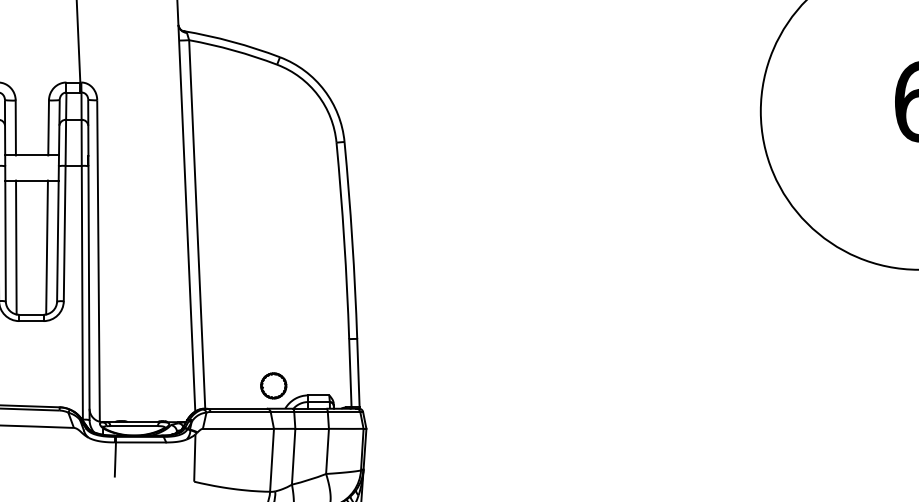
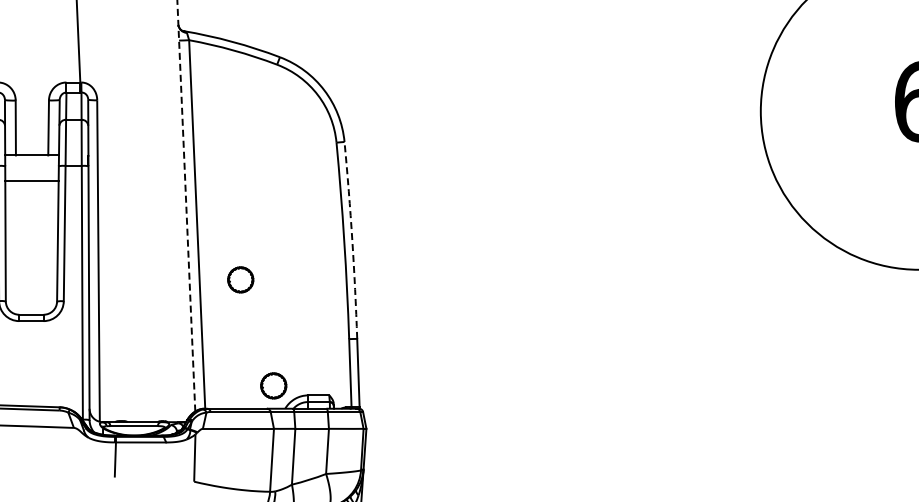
line: solid -> dashed (186, 205)
arc: solid -> dashed (352, 240)
line: present -> none (16, 247)
line: present -> none (46, 247)
circle: none -> present (240, 279)
